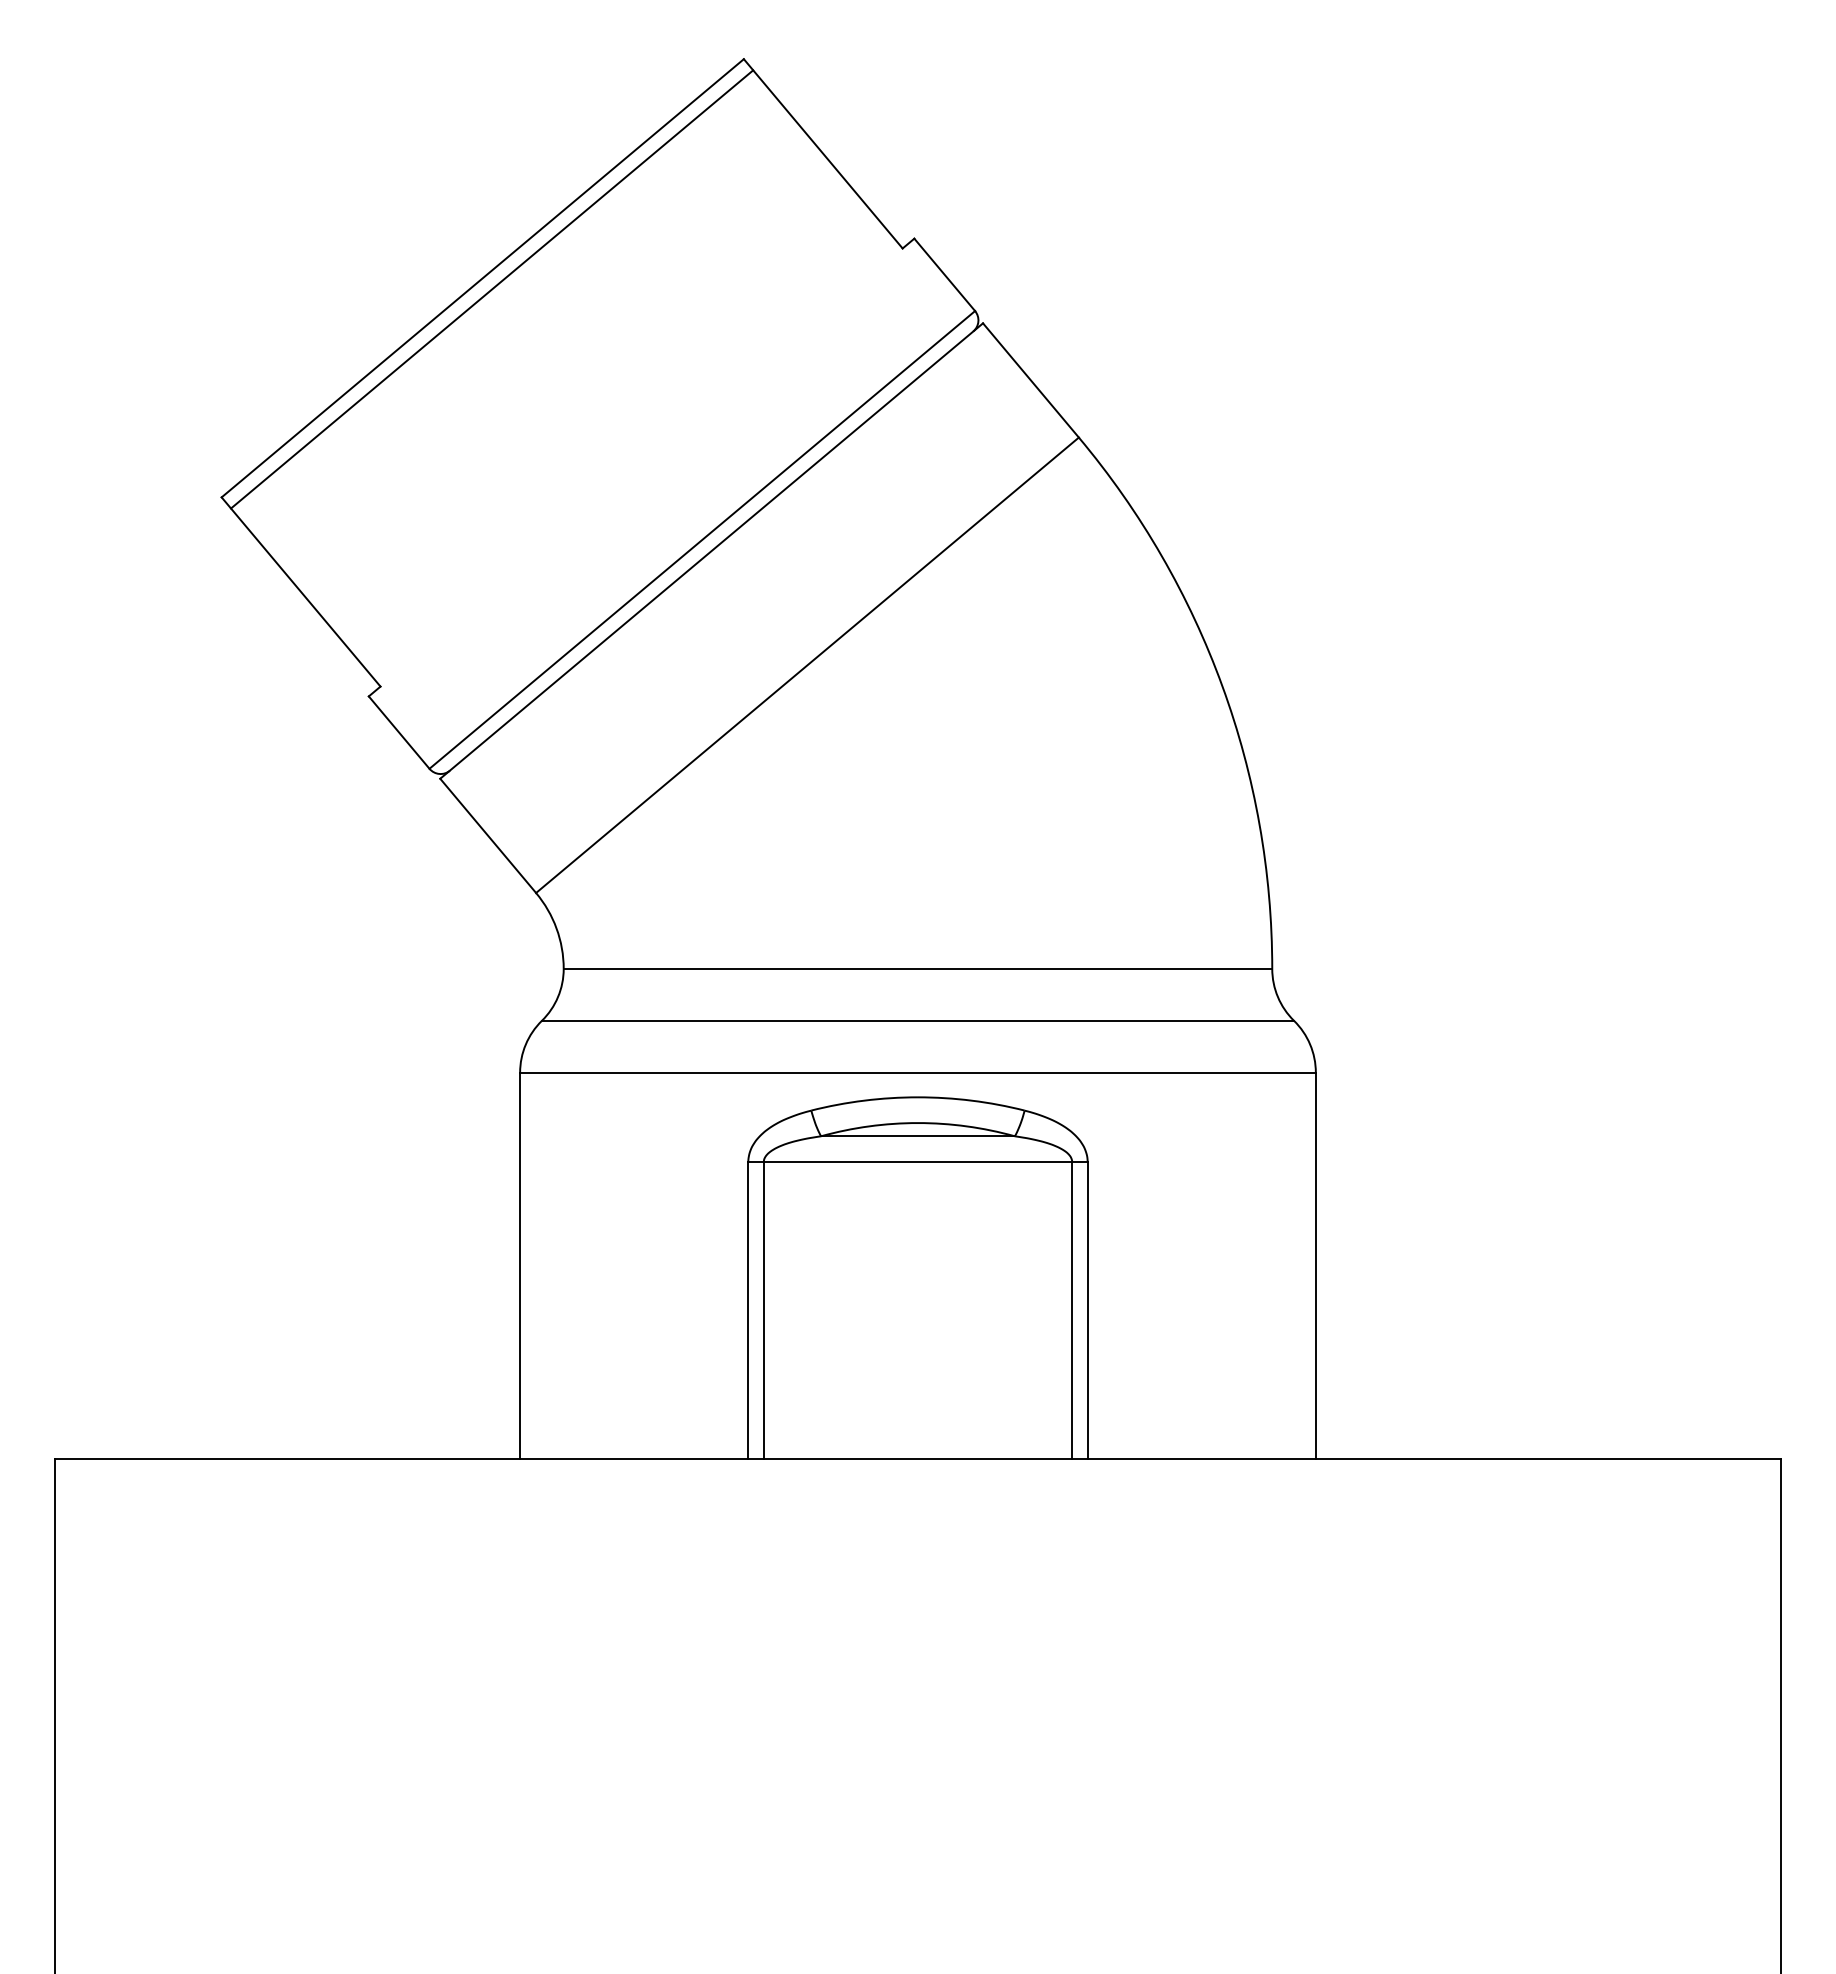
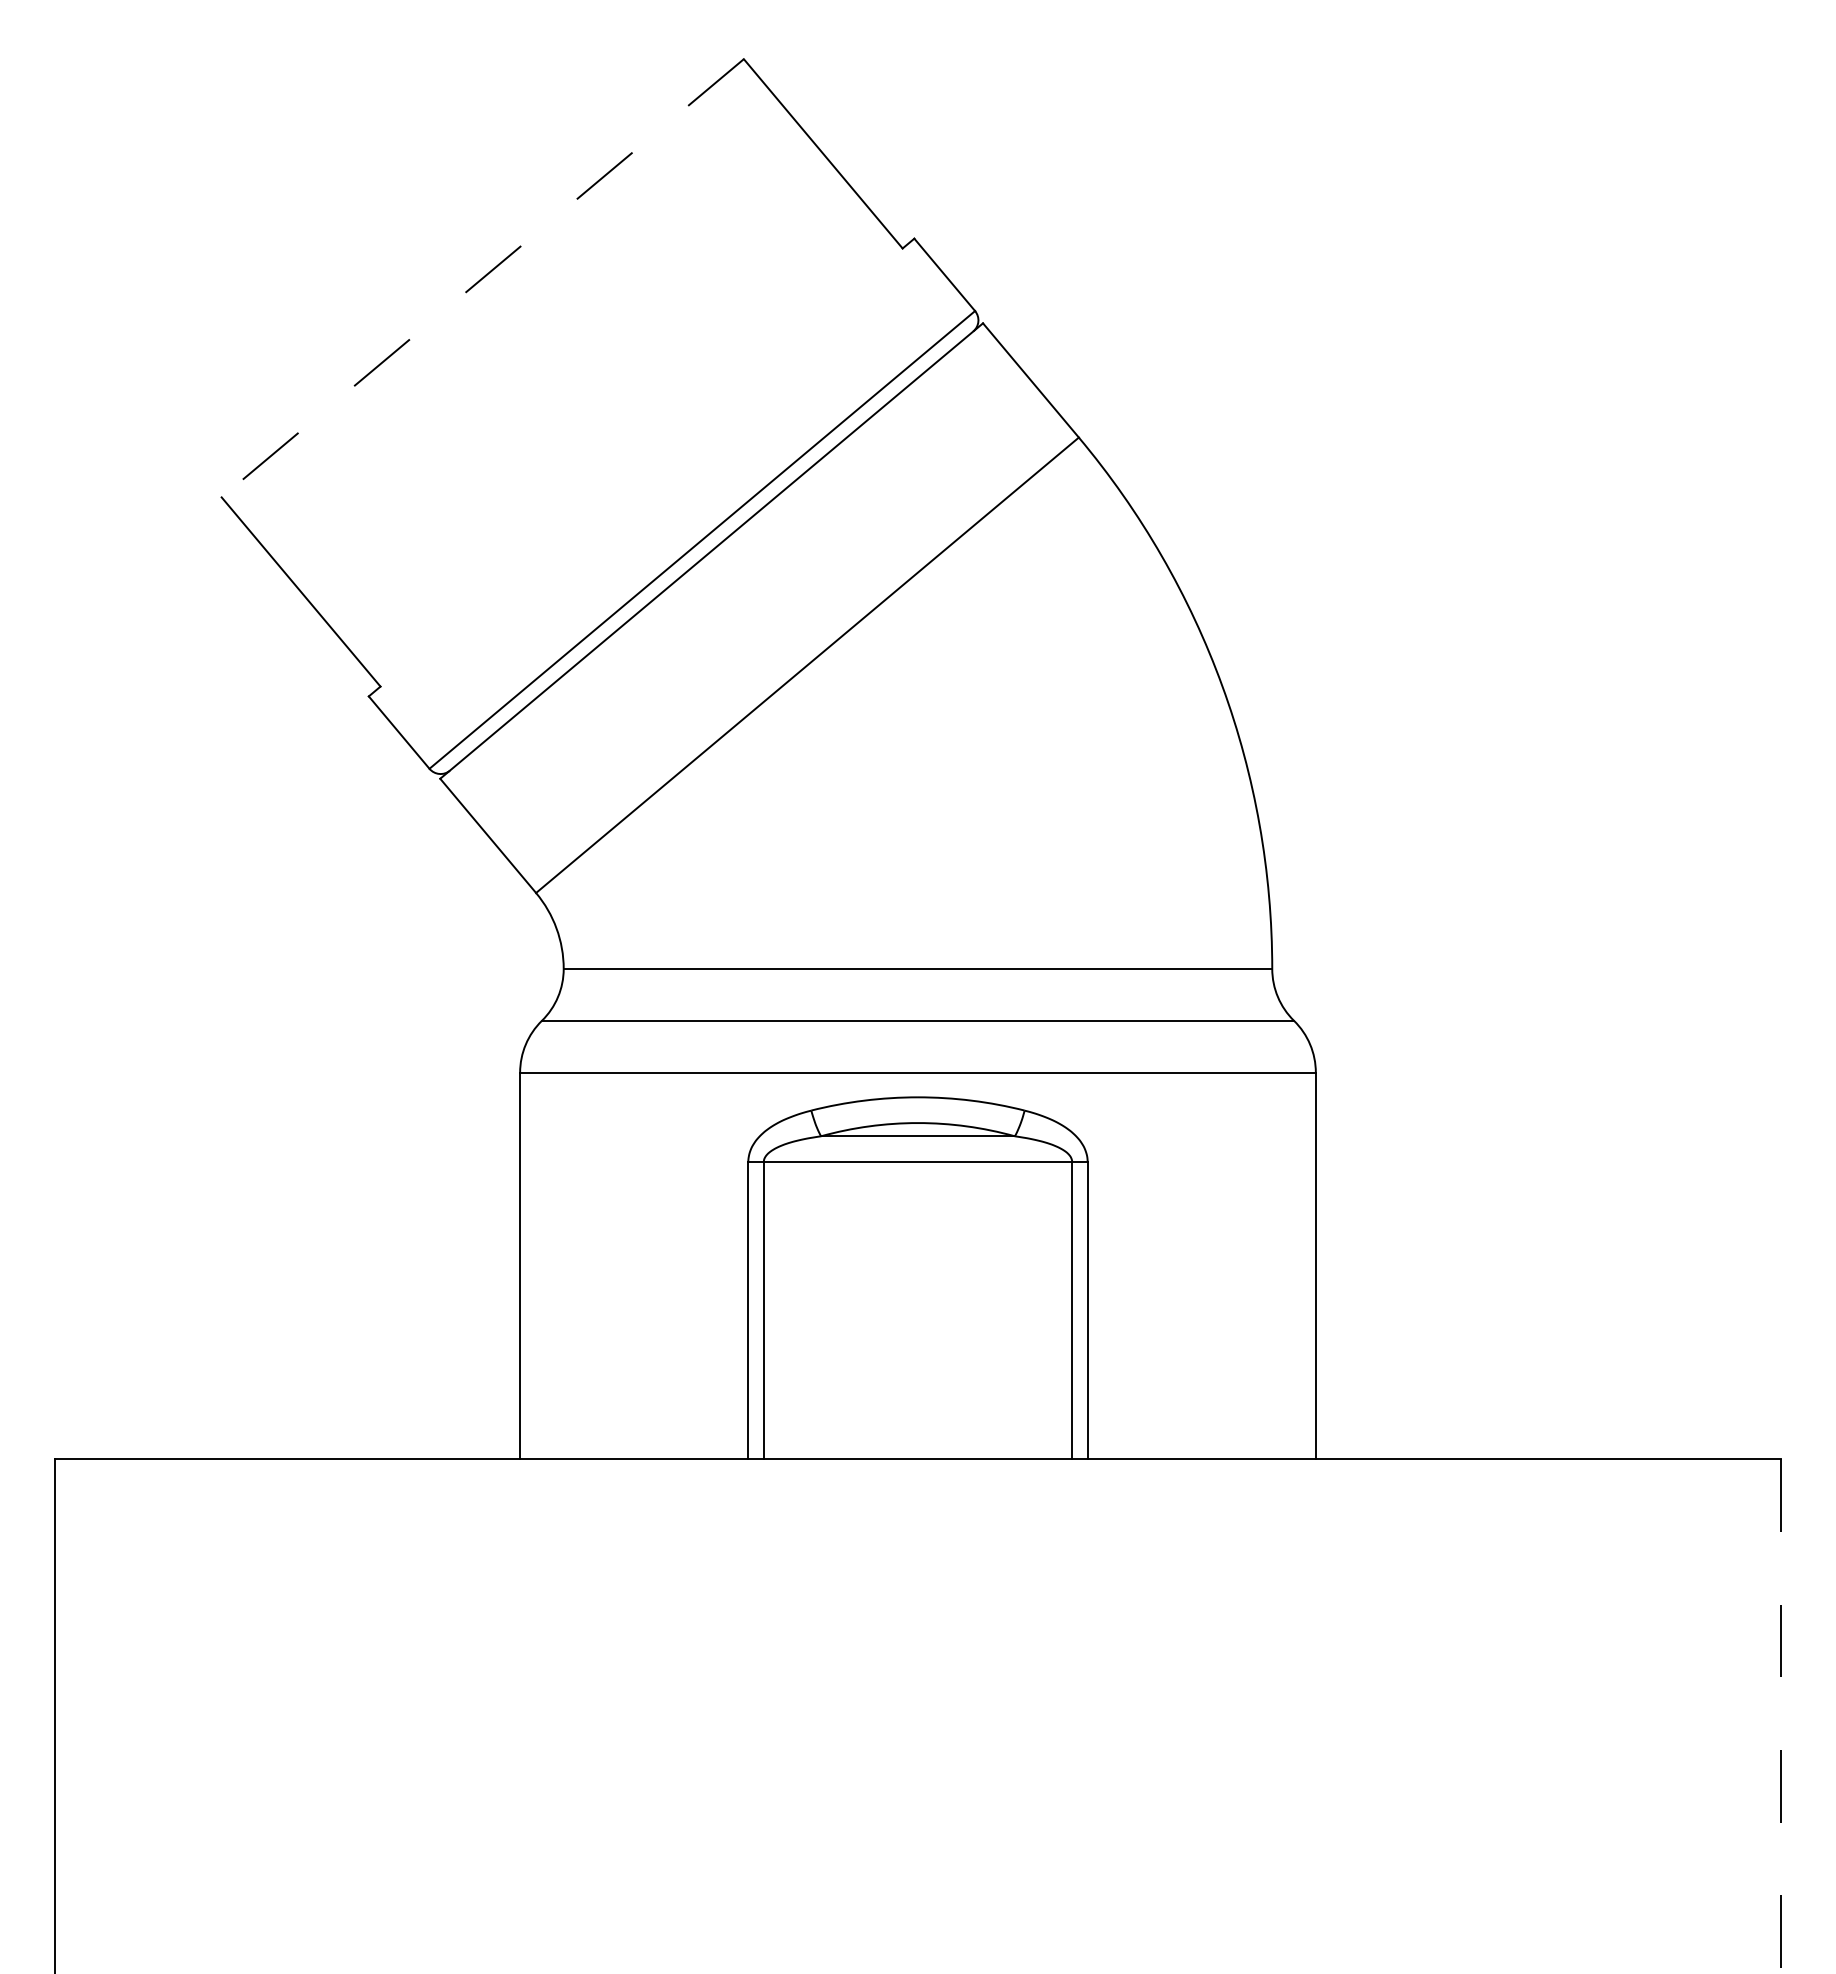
line: solid -> dashed (482, 278)
line: present -> none (492, 289)
line: solid -> dashed (1780, 1716)
